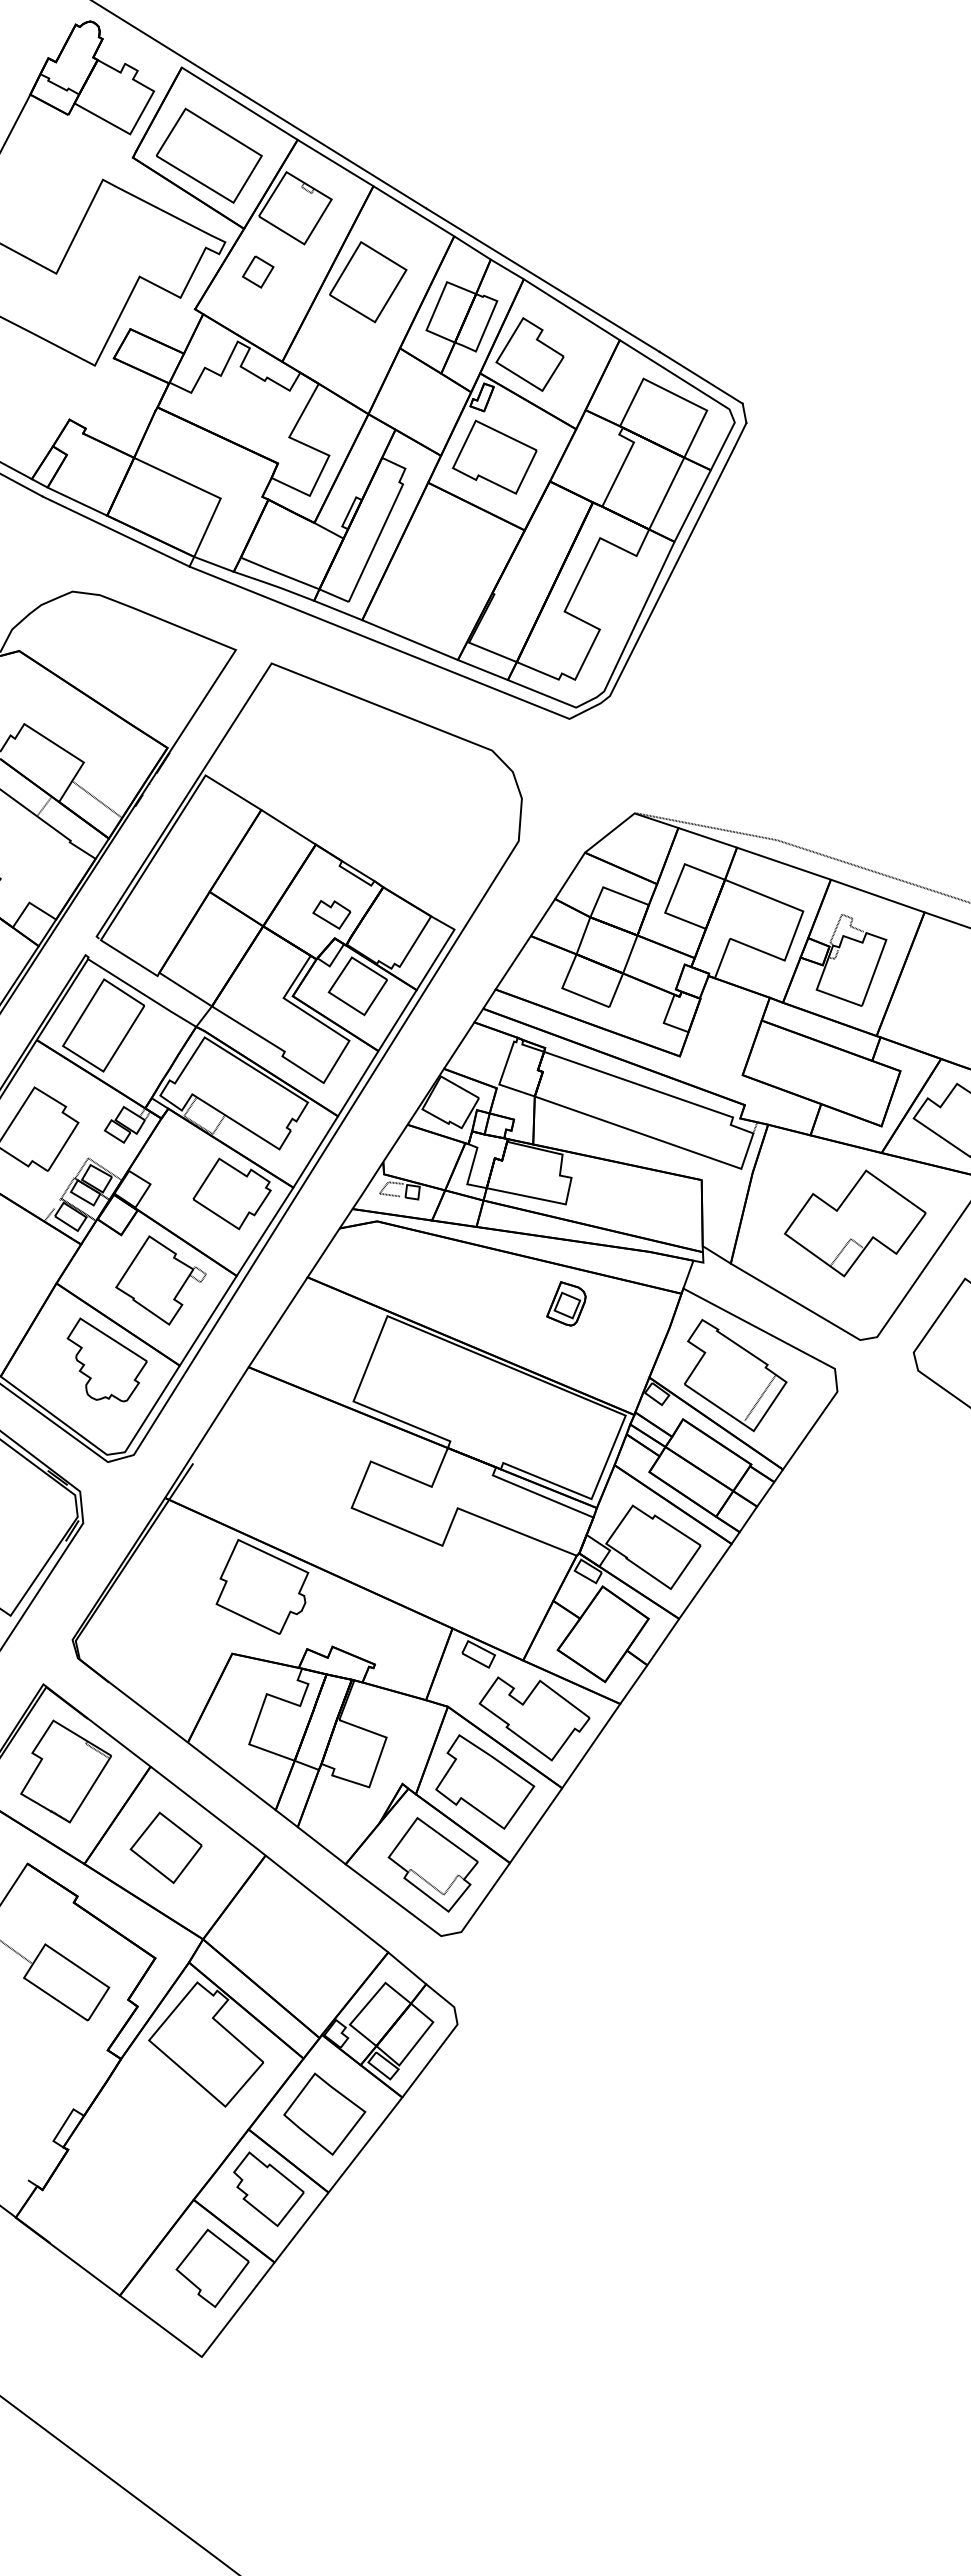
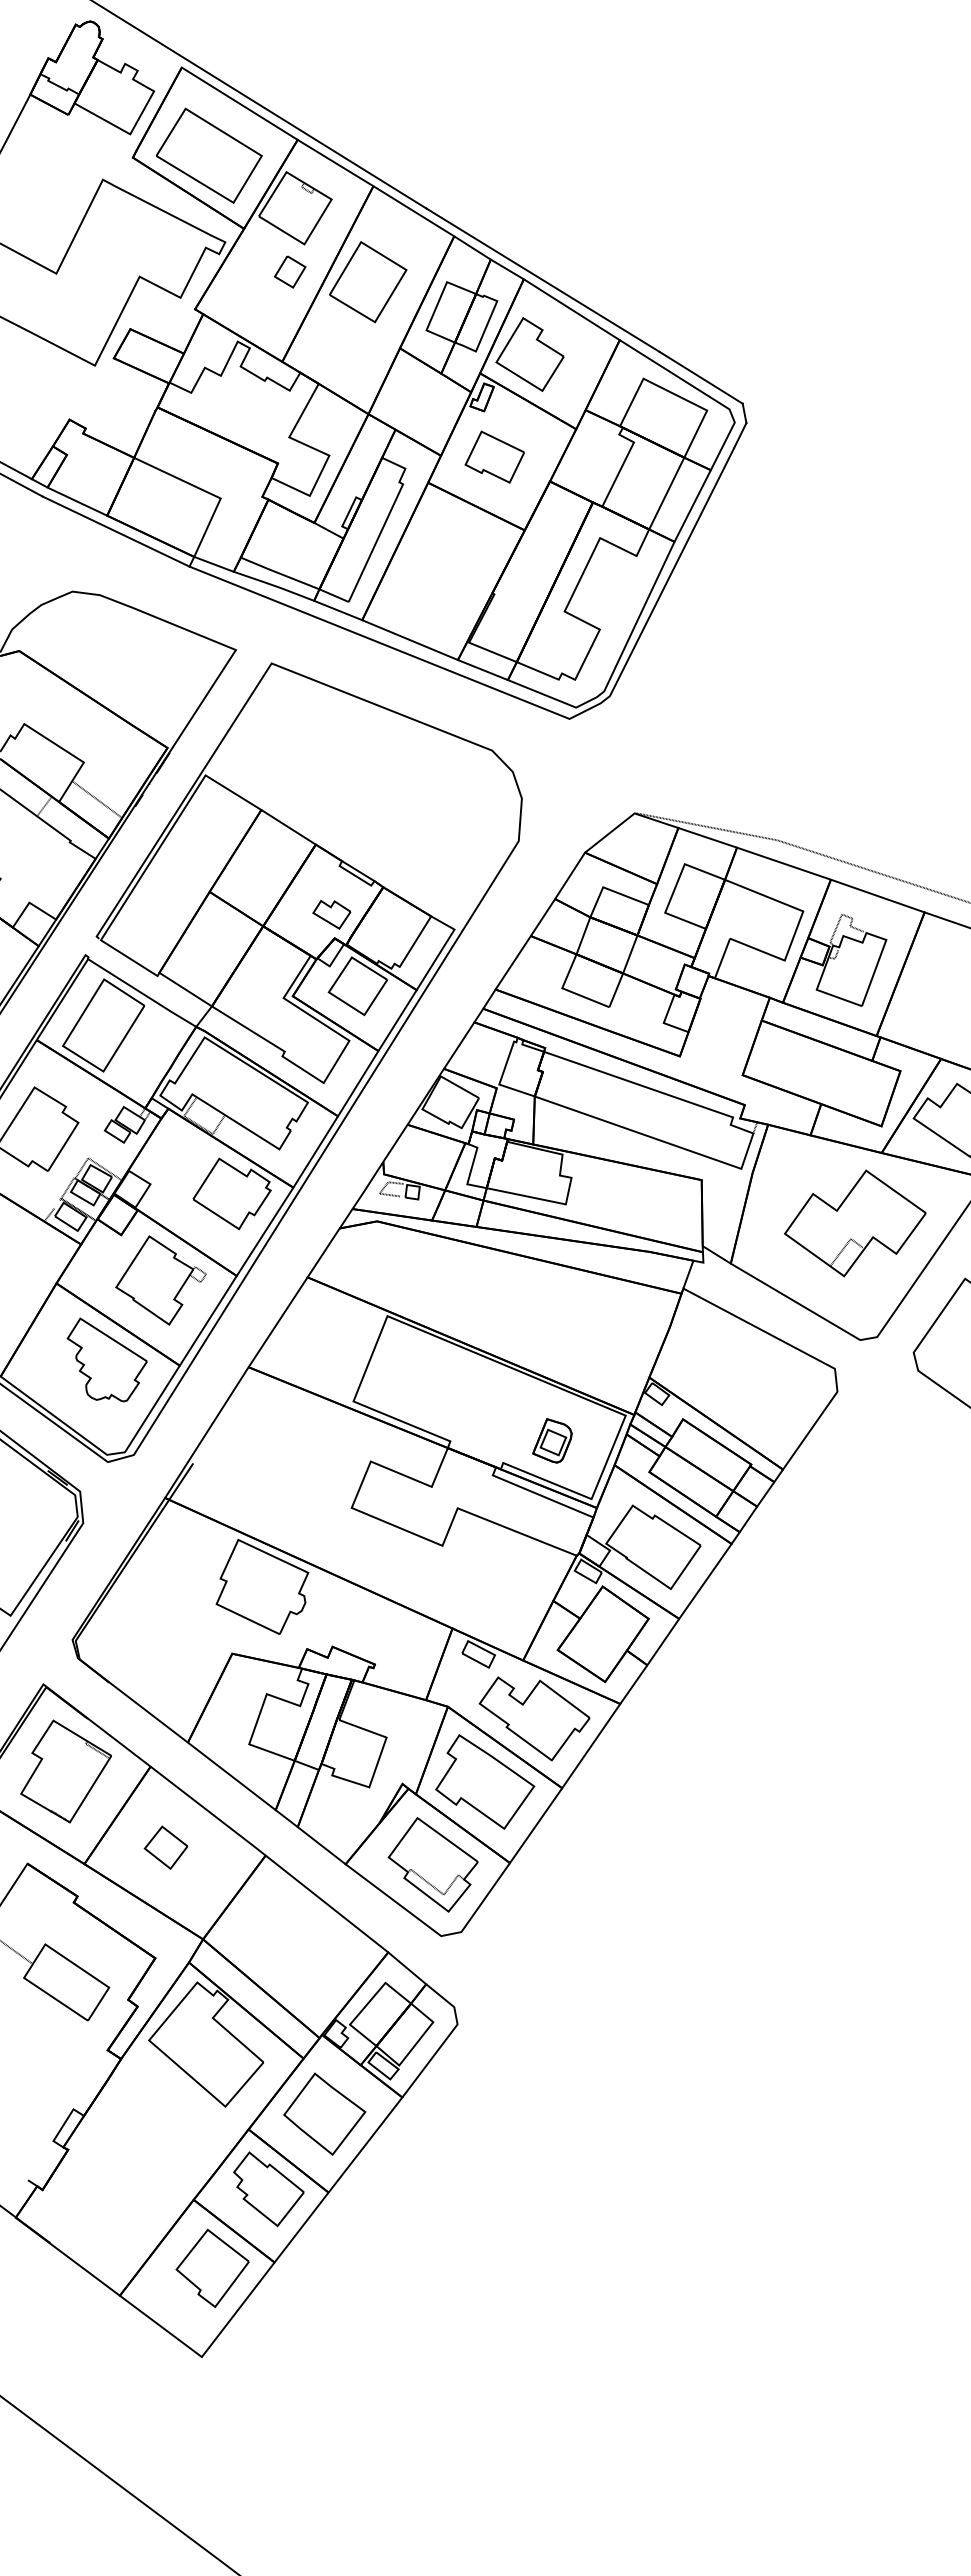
part position: (258, 271) -> (290, 271) (290, 271)
part size: 86x76 px -> 61x54 px (494, 456)
part position: (566, 1303) -> (552, 1440) (552, 1440)
part: present -> none (735, 1375)
part size: 74x73 px -> 45x45 px (165, 1847)
